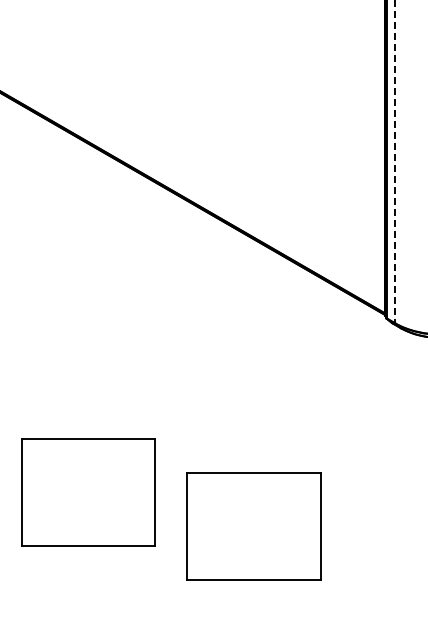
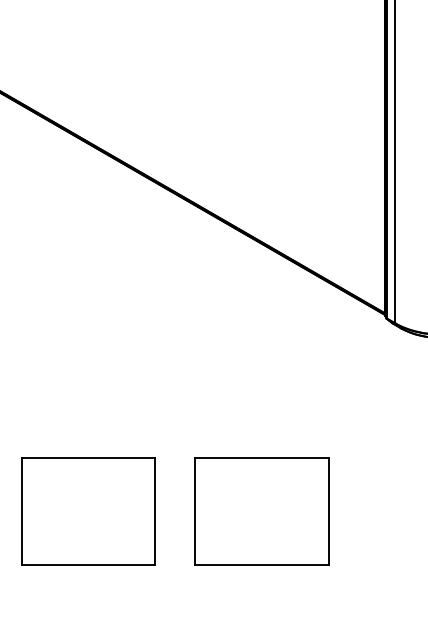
line: dashed -> solid (395, 162)
part position: (88, 492) -> (88, 511) (88, 511)
part position: (253, 526) -> (261, 511) (261, 511)
